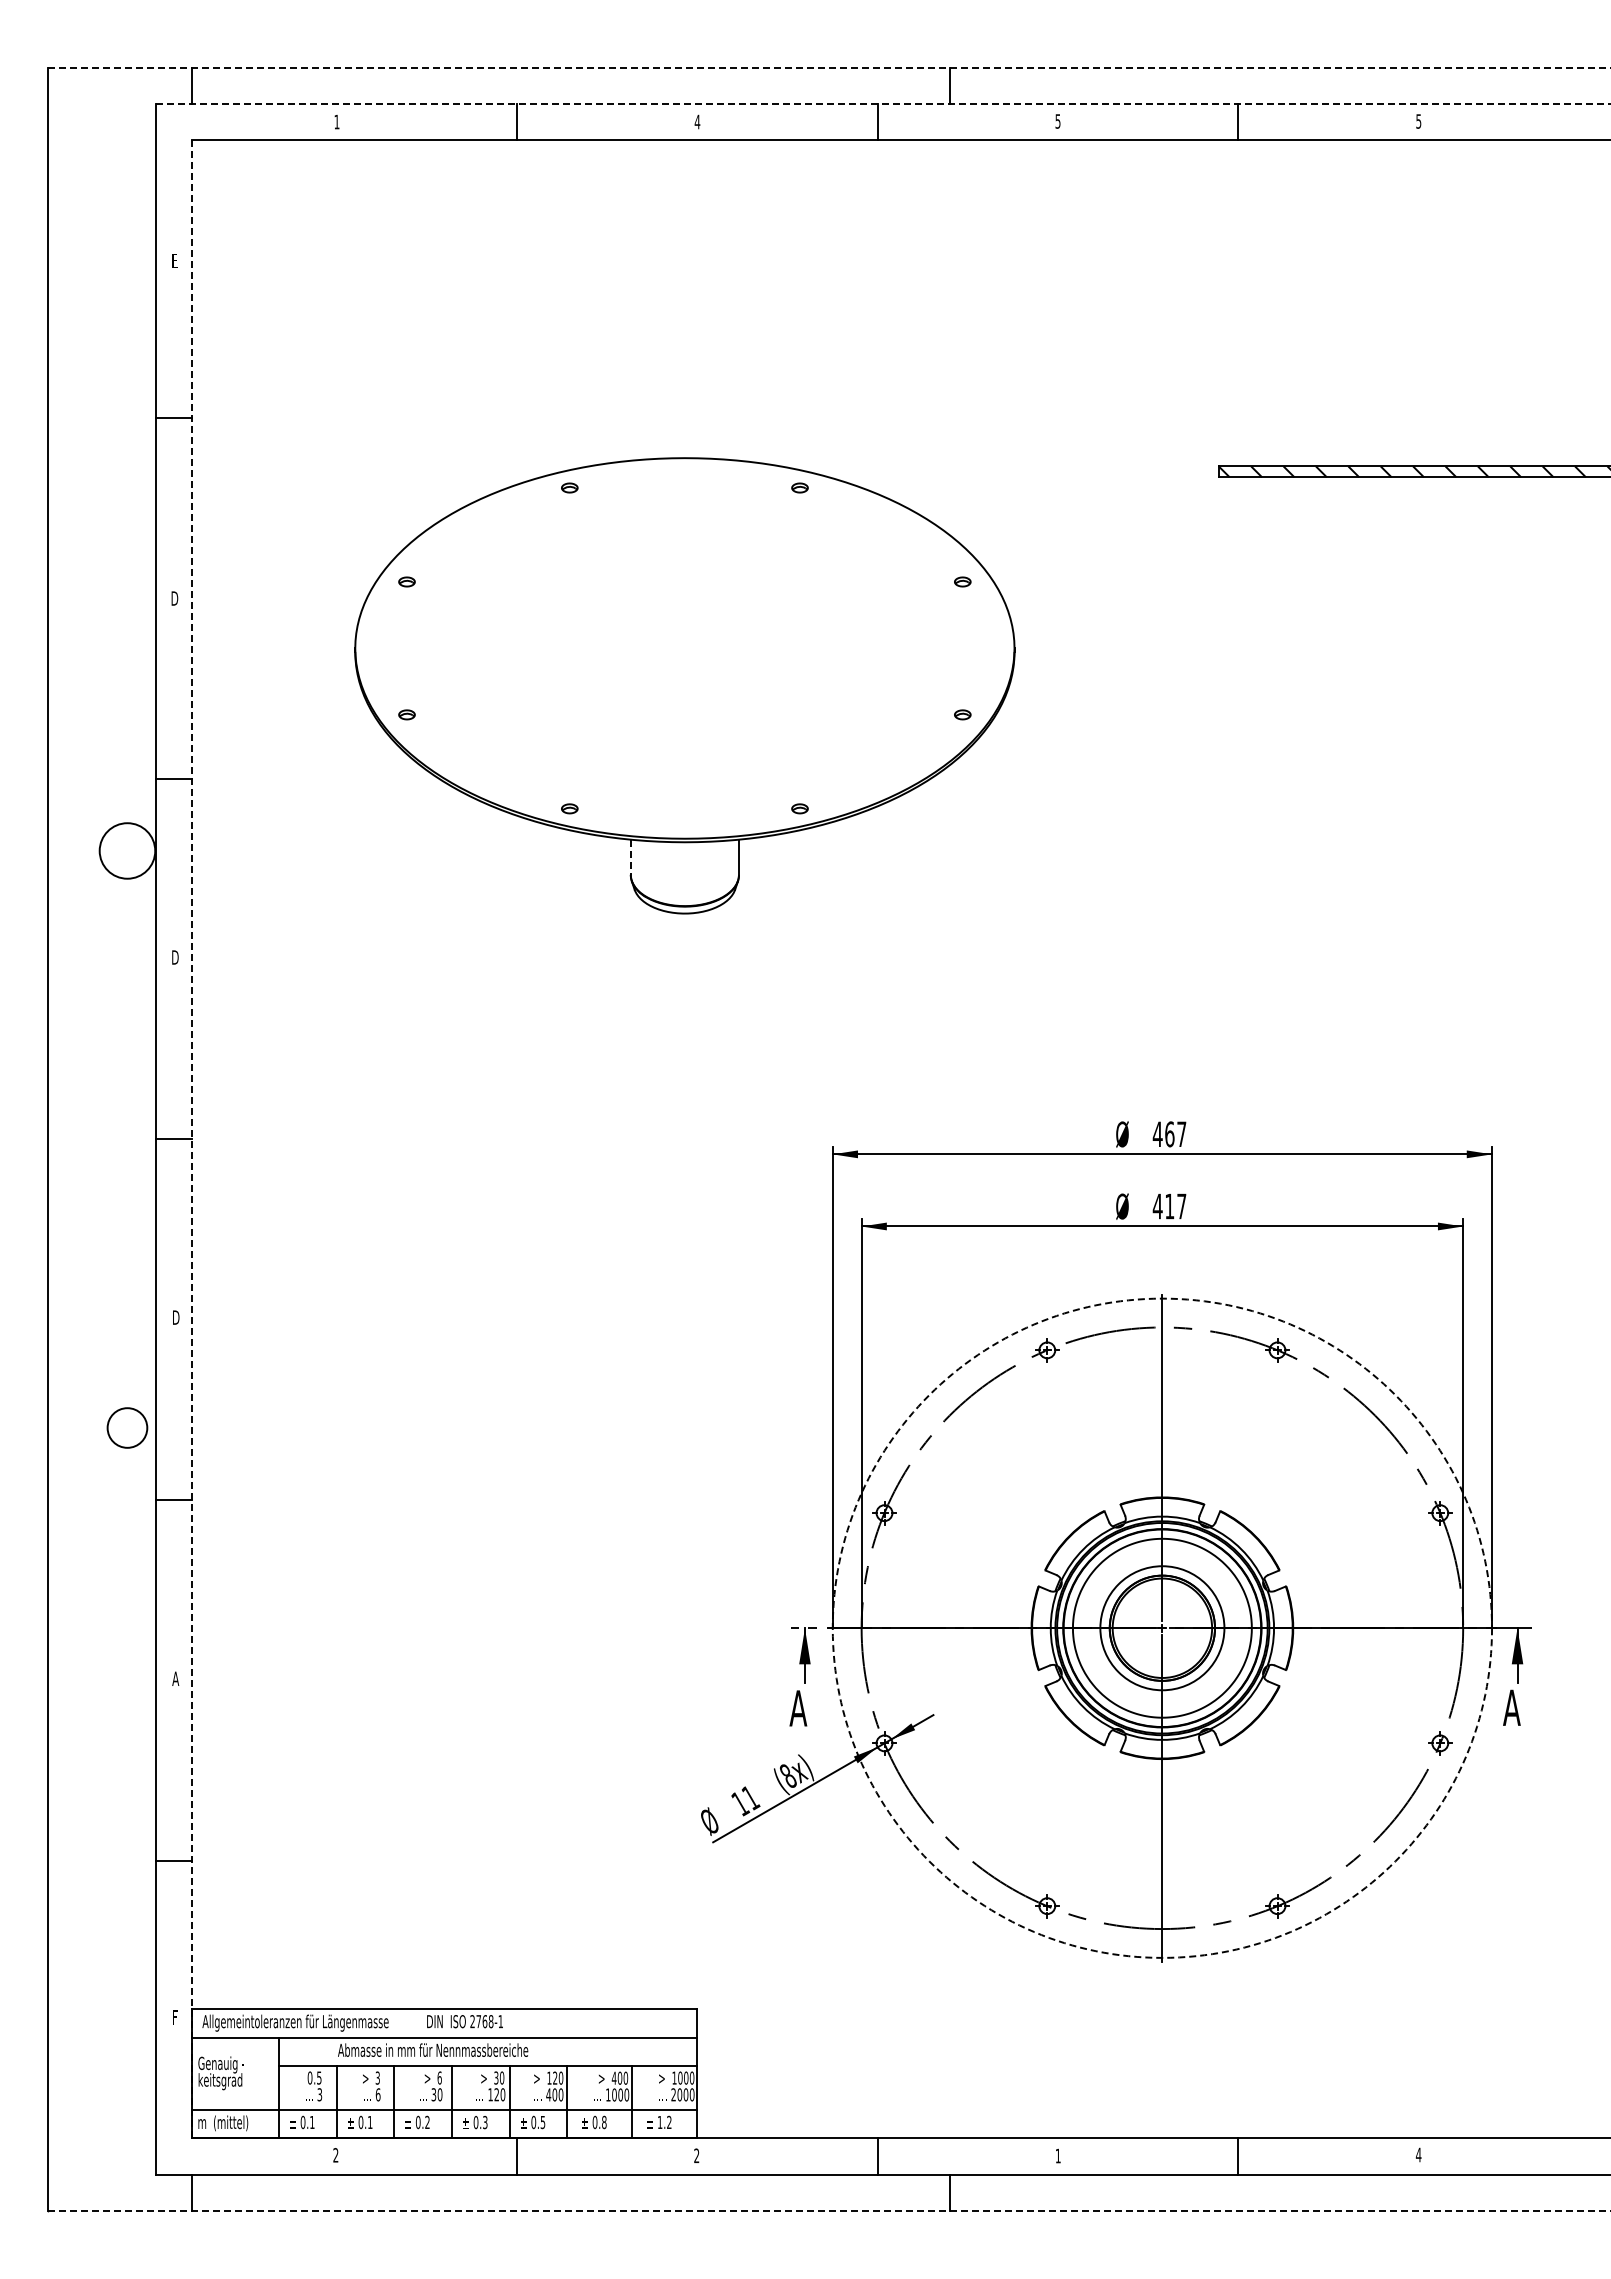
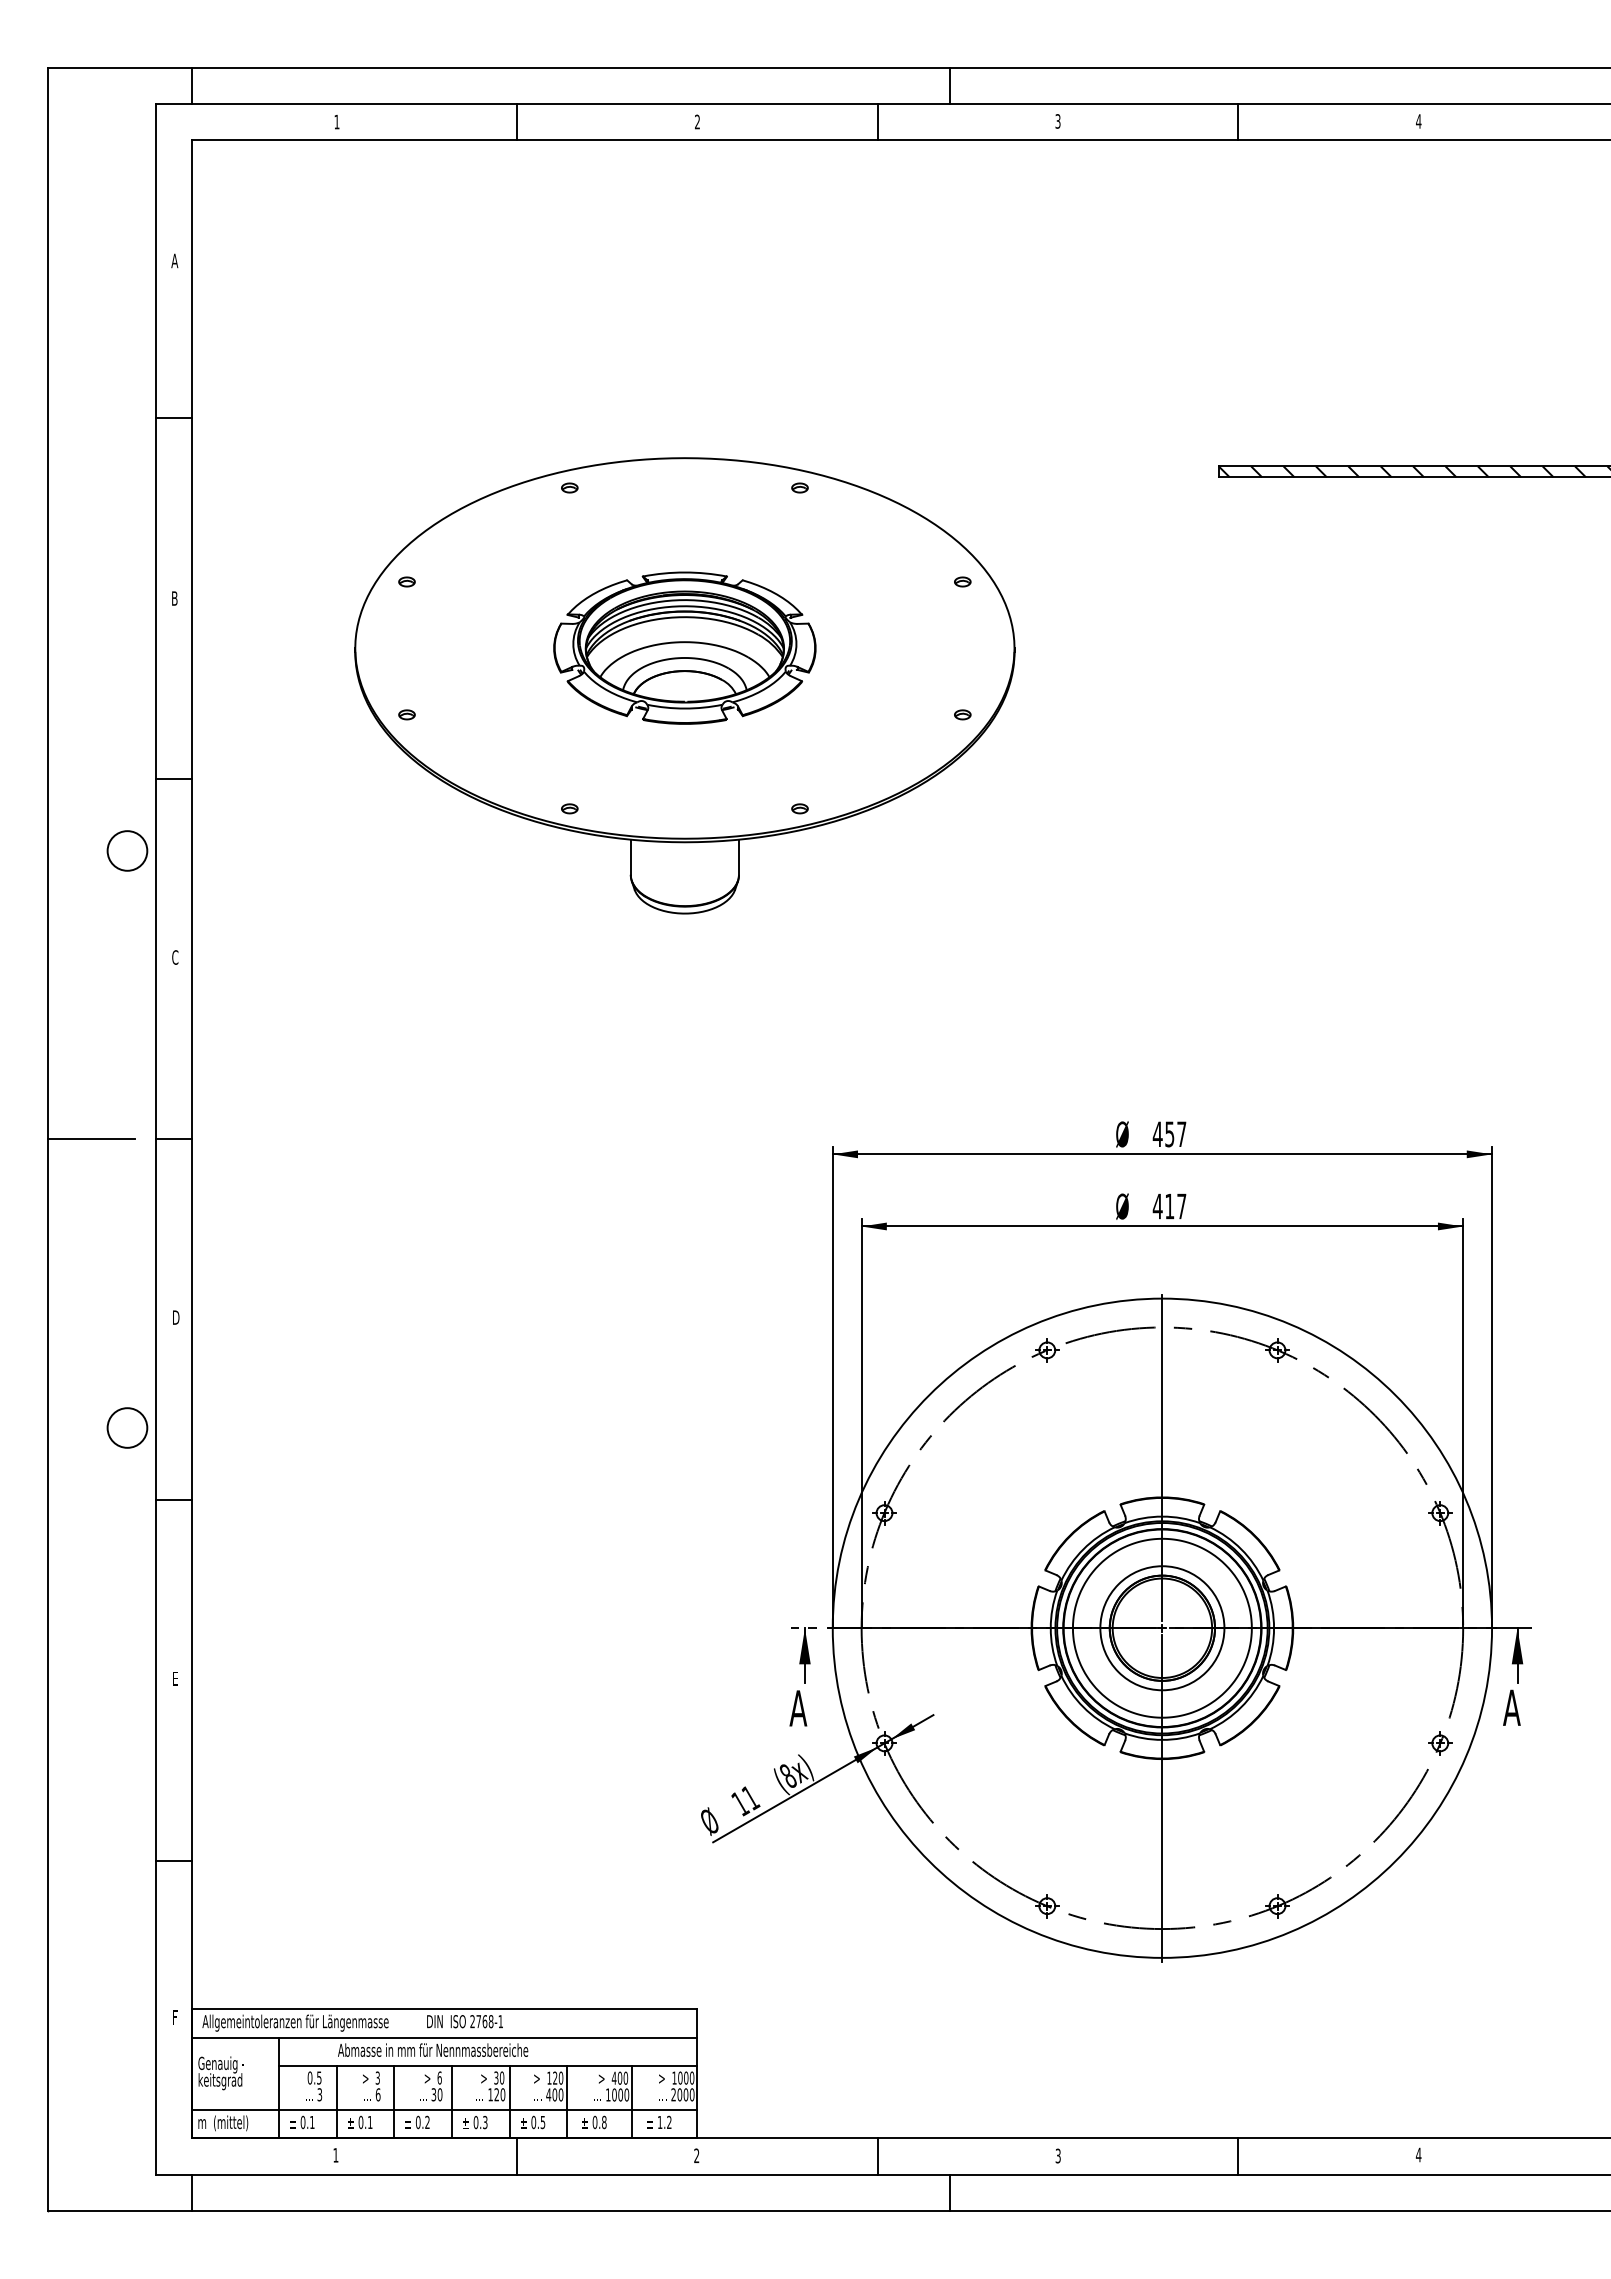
line: dashed -> solid (829, 68)
line: dashed -> solid (884, 104)
text: 5 -> 3 (1057, 120)
text: 4 -> 2 (697, 121)
text: 5 -> 4 (1418, 121)
text: E -> A (174, 260)
text: D -> B (174, 598)
part: none -> present (684, 647)
circle diameter: 56 px -> 40 px (127, 850)
line: dashed -> solid (630, 857)
text: D -> C (175, 957)
text: 467 -> 457 (1169, 1134)
line: none -> present (91, 1139)
line: dashed -> solid (192, 1139)
circle: dashed -> solid (1162, 1627)
text: A -> E (175, 1678)
text: 2 -> 1 (335, 2155)
text: 1 -> 3 (1057, 2155)
line: dashed -> solid (829, 2210)
